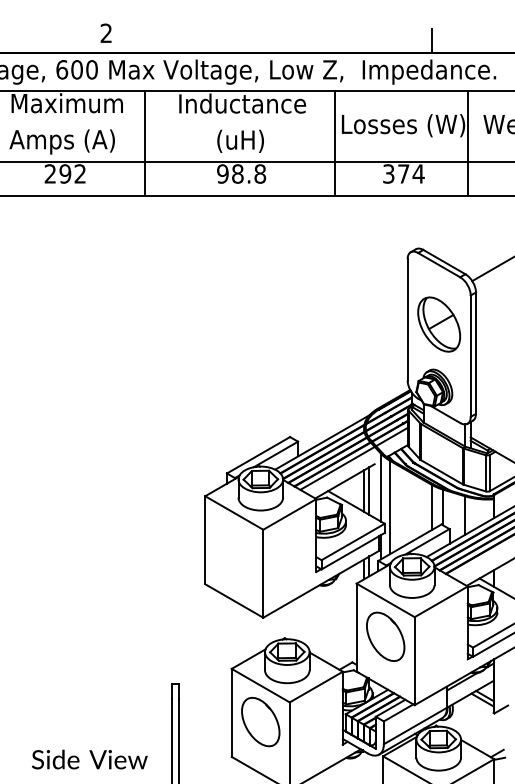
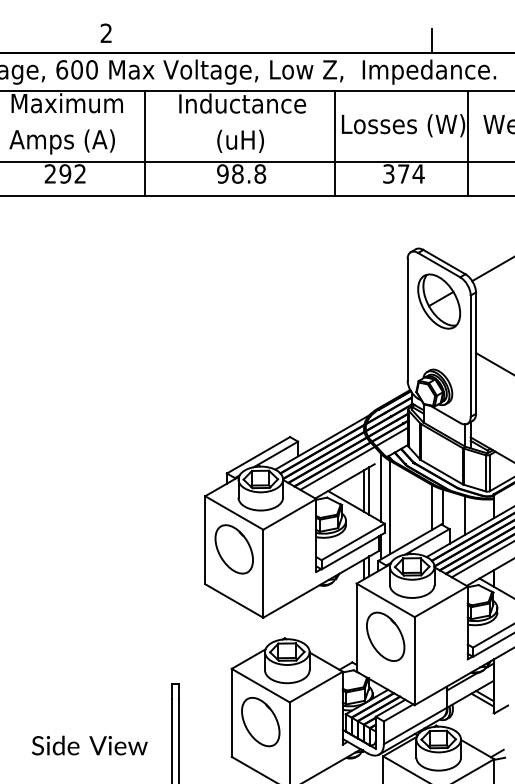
part position: (438, 324) -> (438, 301) (438, 301)
line: none -> present (493, 363)
part: none -> present (233, 549)
line: none -> present (481, 559)
text position: (89, 759) -> (89, 745) (89, 745)
